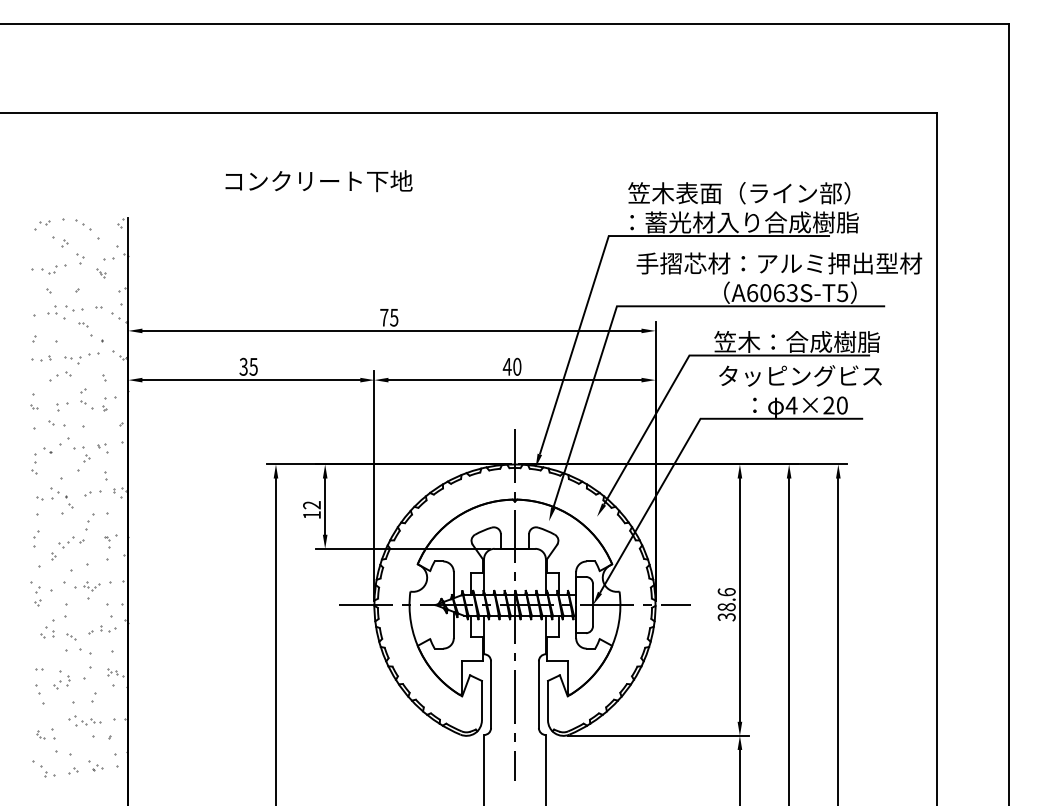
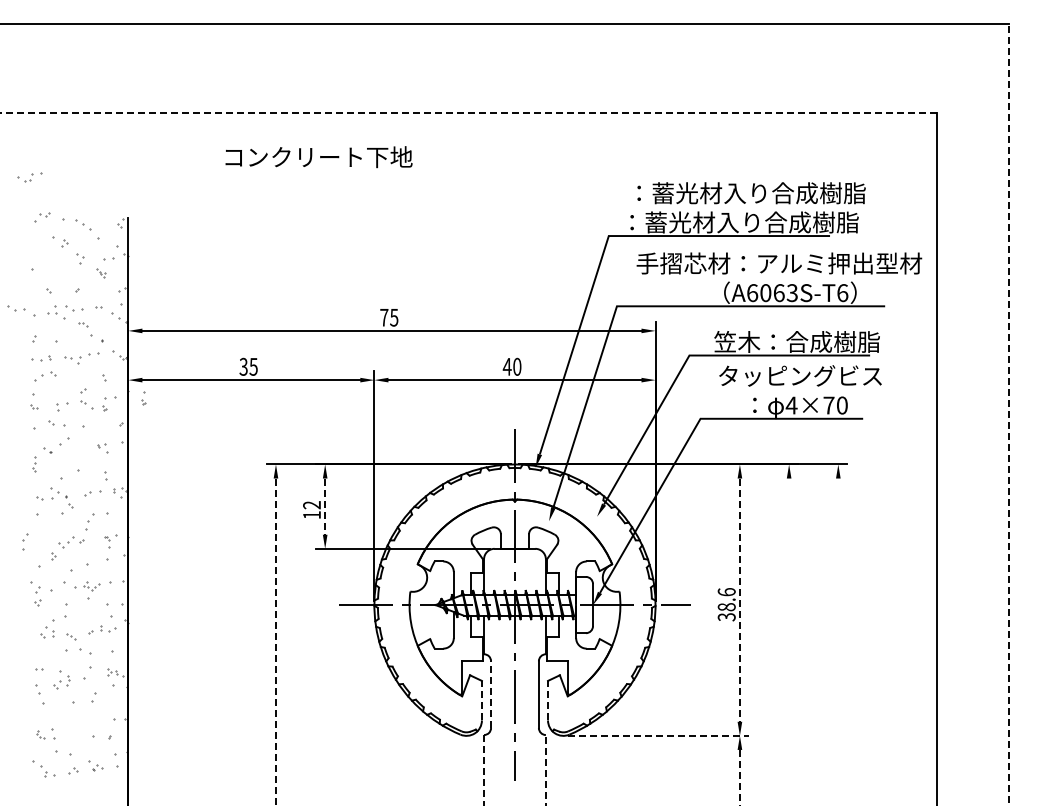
line: solid -> dashed (467, 113)
text position: (318, 181) -> (318, 157) (318, 157)
text: 笠木表面（ライン部） -> ：蓄光材入り合成樹脂 (746, 193)
part position: (42, 225) -> (42, 217) (42, 217)
part position: (53, 269) -> (29, 177) (29, 177)
text: A6063S-T5 -> A6063S-T6 (842, 293)
part: none -> present (16, 308)
part position: (60, 376) -> (45, 376) (45, 376)
part: none -> present (143, 398)
text: 4×20 -> 4×70 (828, 405)
line: solid -> dashed (1008, 414)
part: present -> none (81, 454)
part size: 7x22 px -> 5x17 px (34, 464)
line: solid -> dashed (325, 507)
part position: (36, 538) -> (25, 541) (25, 541)
line: solid -> dashed (739, 600)
line: present -> none (789, 640)
line: present -> none (838, 640)
line: solid -> dashed (275, 642)
line: solid -> dashed (491, 694)
line: solid -> dashed (481, 700)
line: solid -> dashed (548, 700)
part: present -> none (84, 720)
line: solid -> dashed (658, 735)
line: solid -> dashed (545, 769)
line: solid -> dashed (484, 770)
line: solid -> dashed (739, 777)
